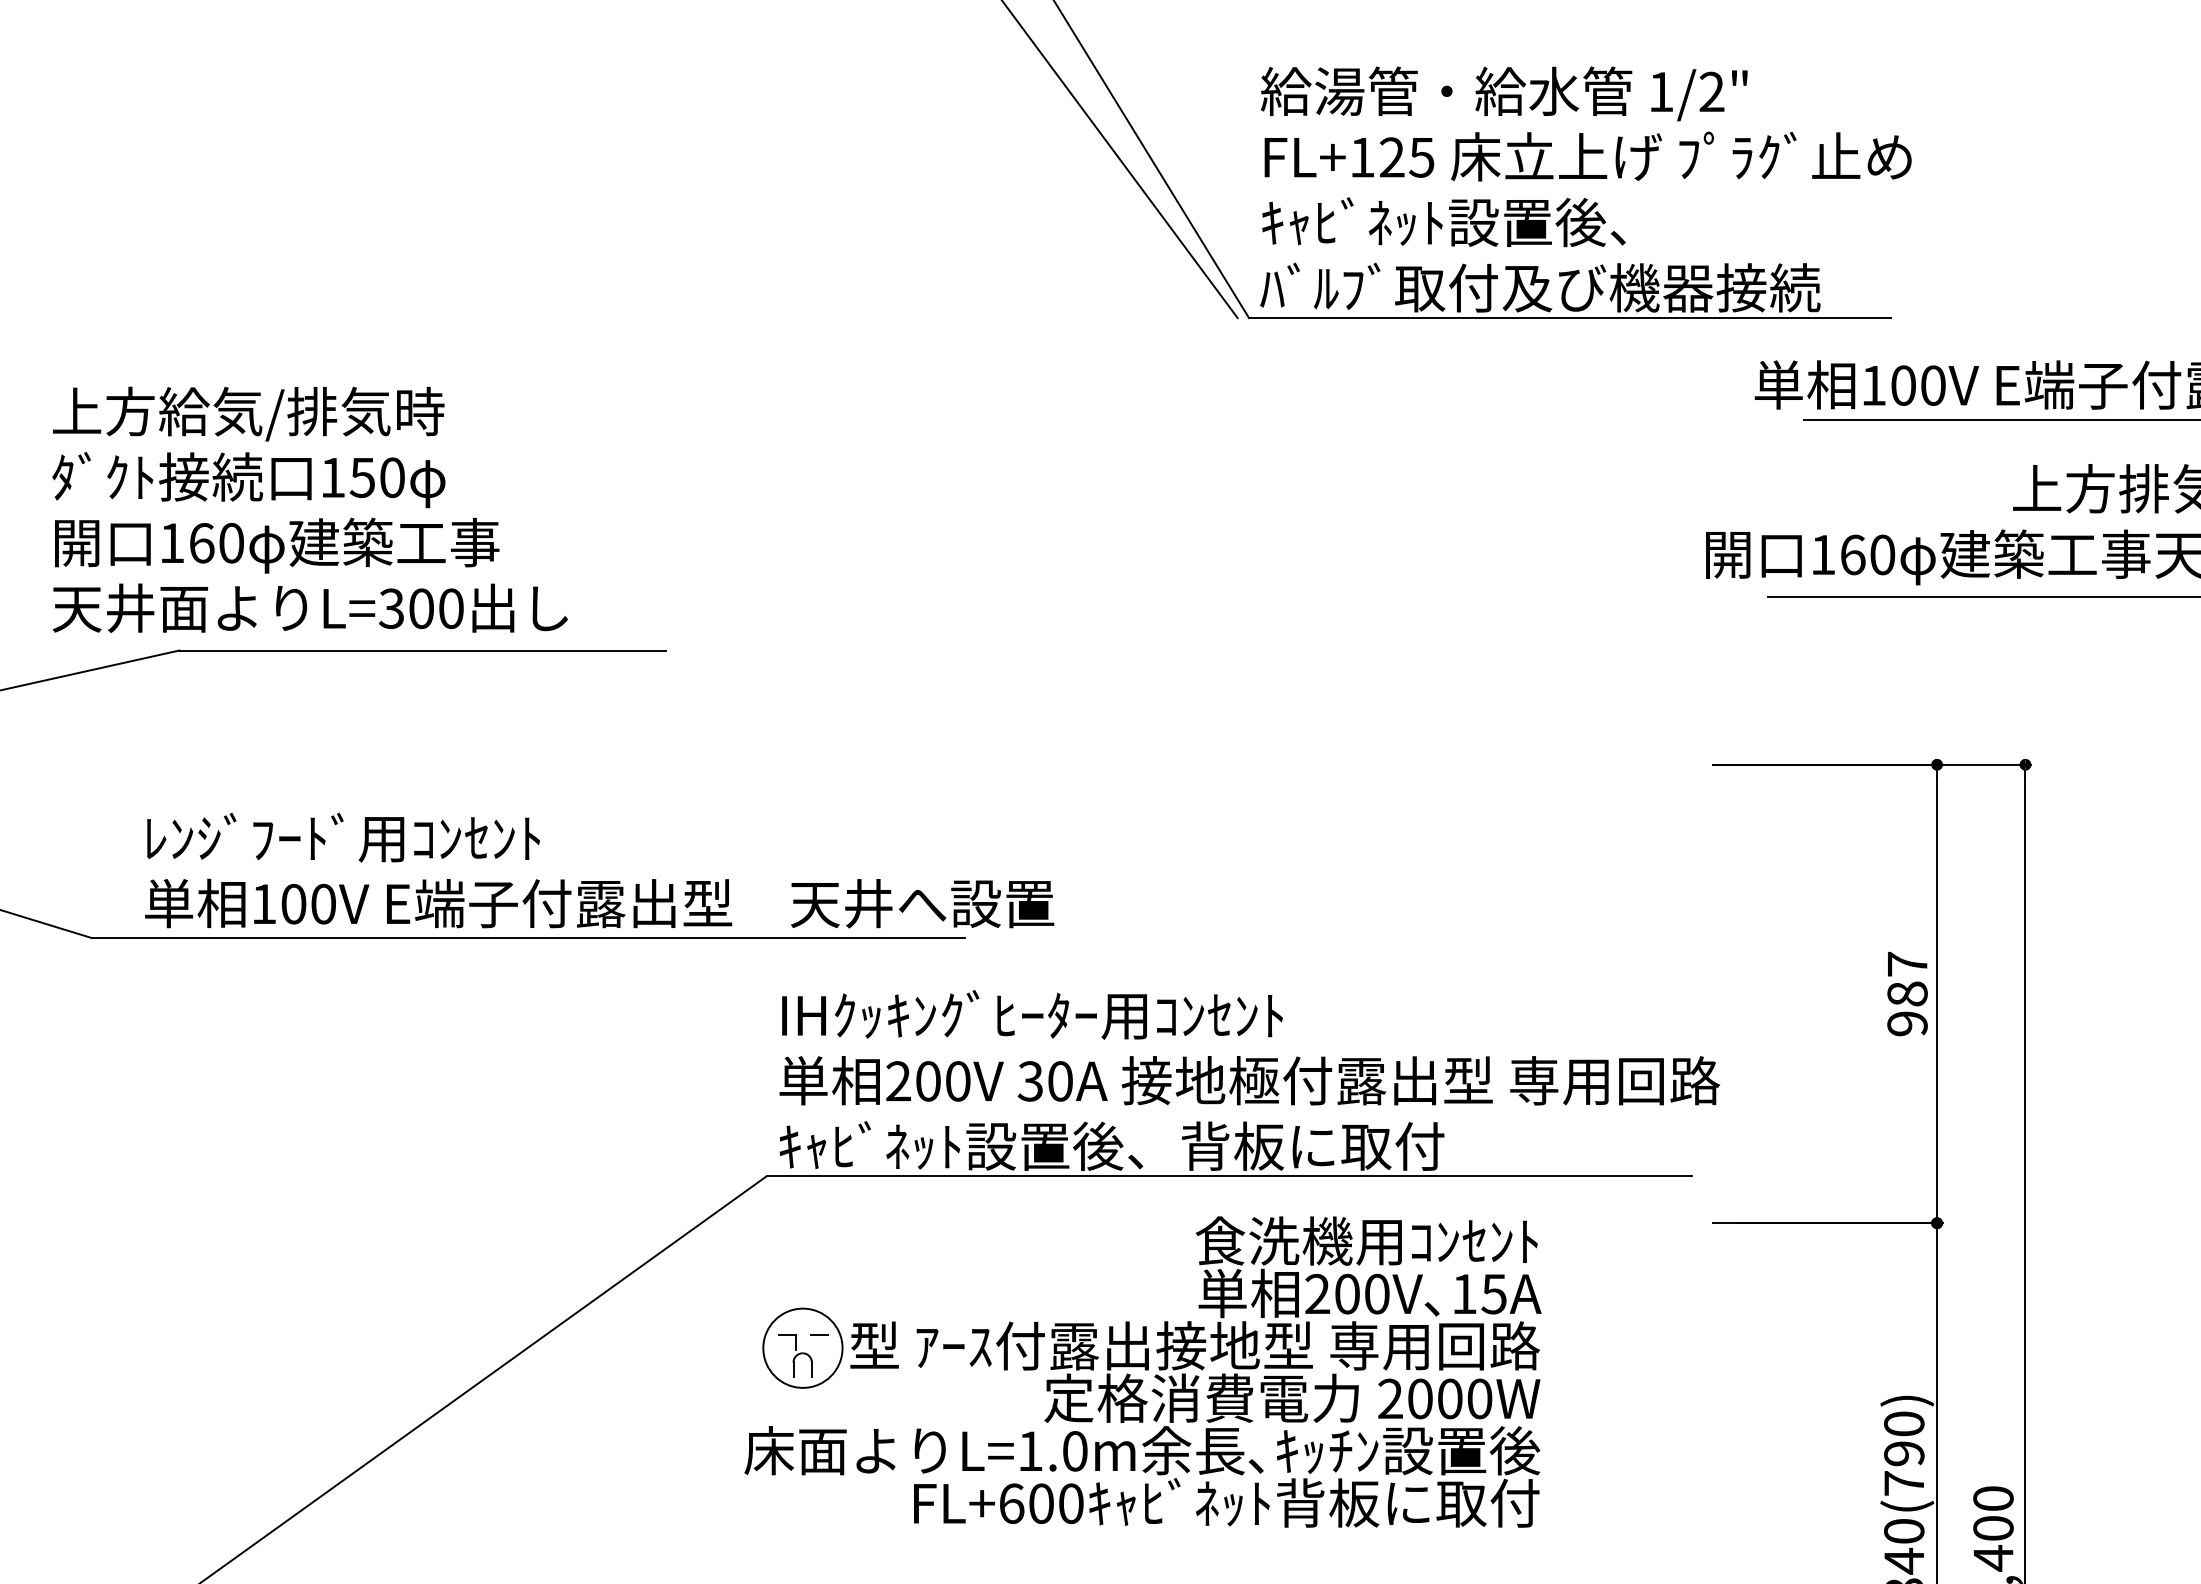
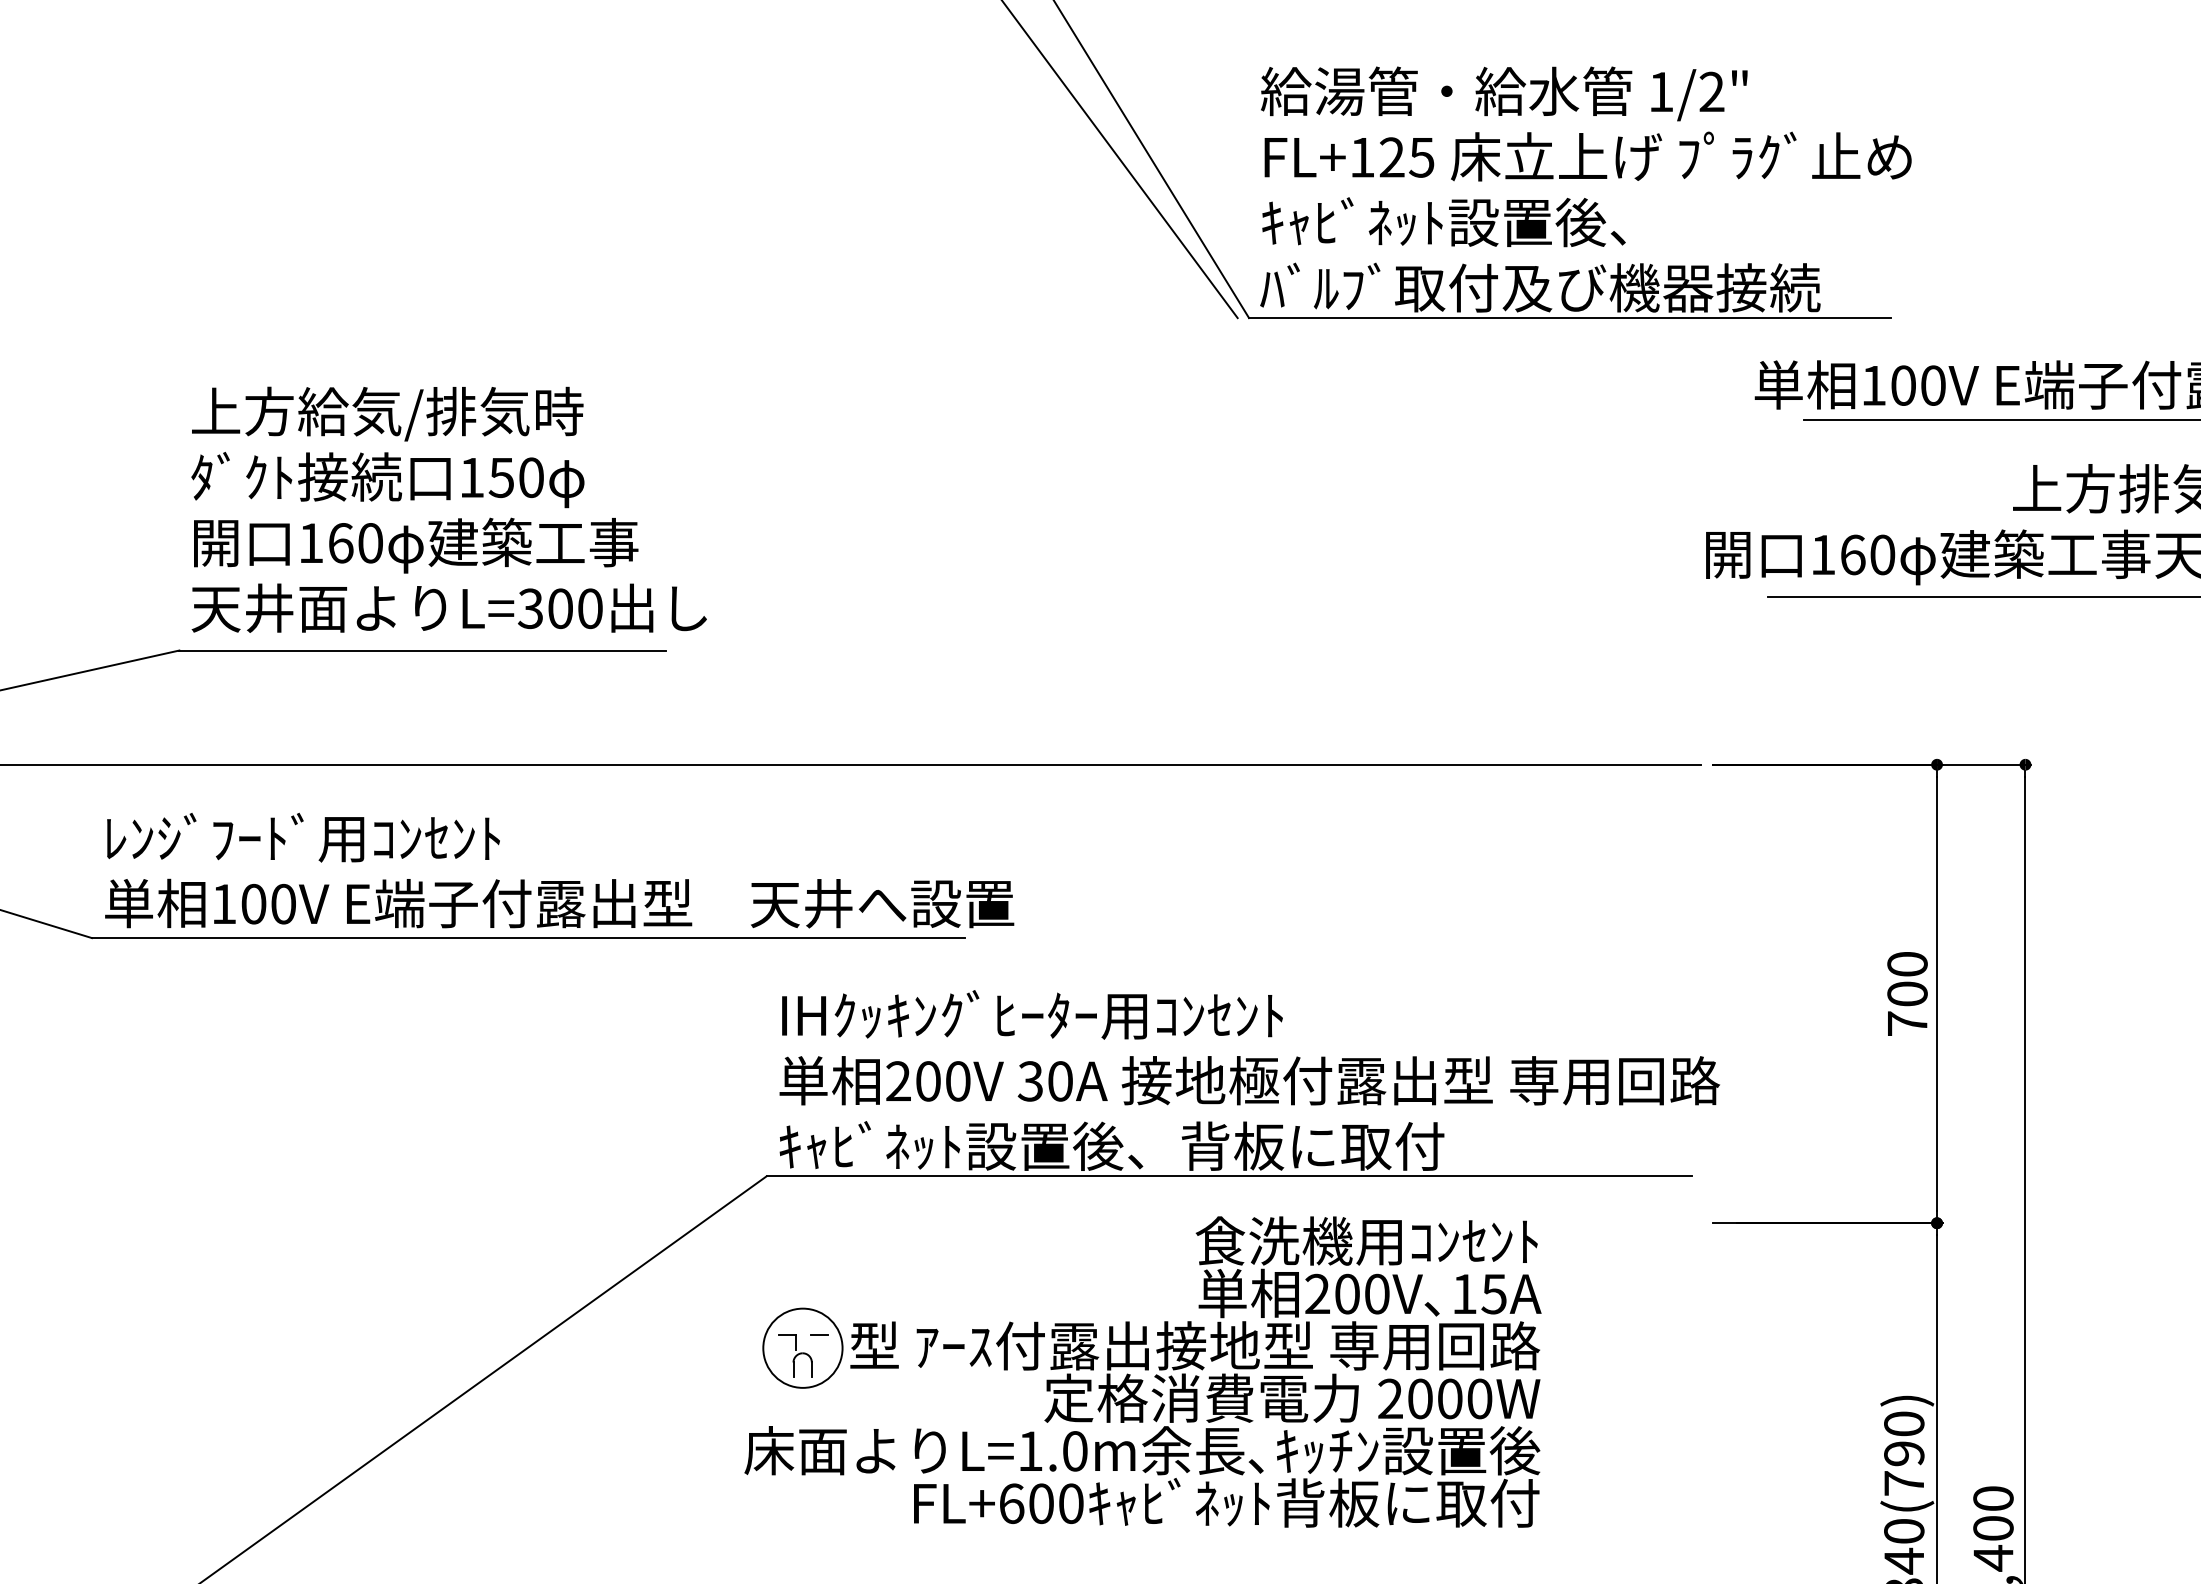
text position: (309, 509) -> (448, 509) (448, 509)
line: none -> present (851, 764)
text position: (599, 870) -> (559, 870) (559, 870)
text: 987 -> 700 (1907, 993)
